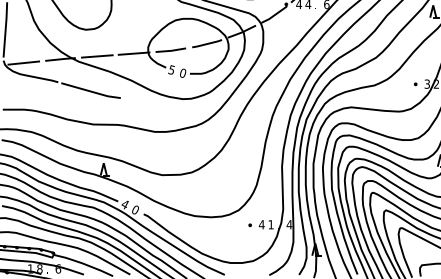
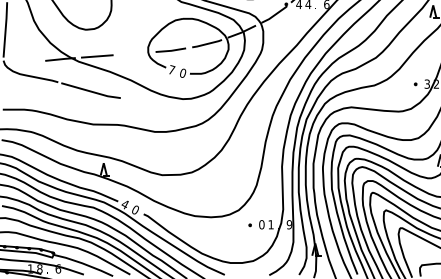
line: present -> none (133, 53)
line: present -> none (23, 62)
text: 5 -> 7 (171, 69)
text: 4 -> 0 (261, 224)
text: 4 -> 9 (289, 224)
